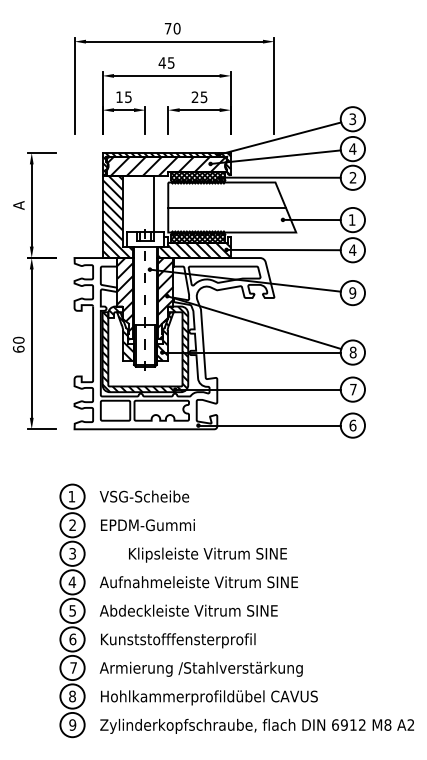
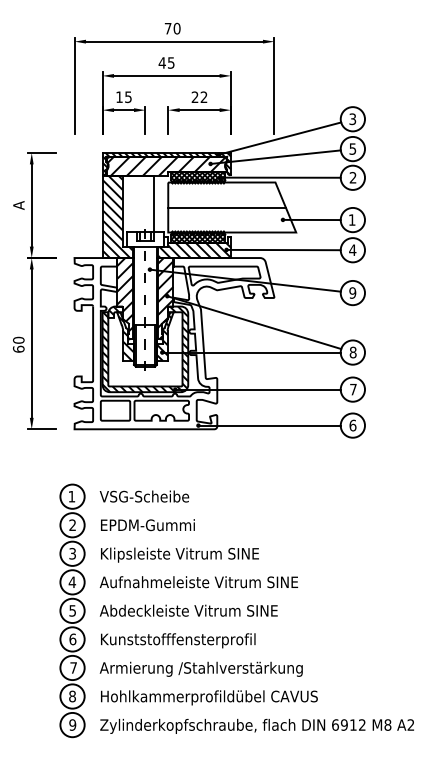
text: 25 -> 22 (203, 97)
text: 4 -> 5 (352, 148)
text position: (207, 554) -> (179, 554) (179, 554)
